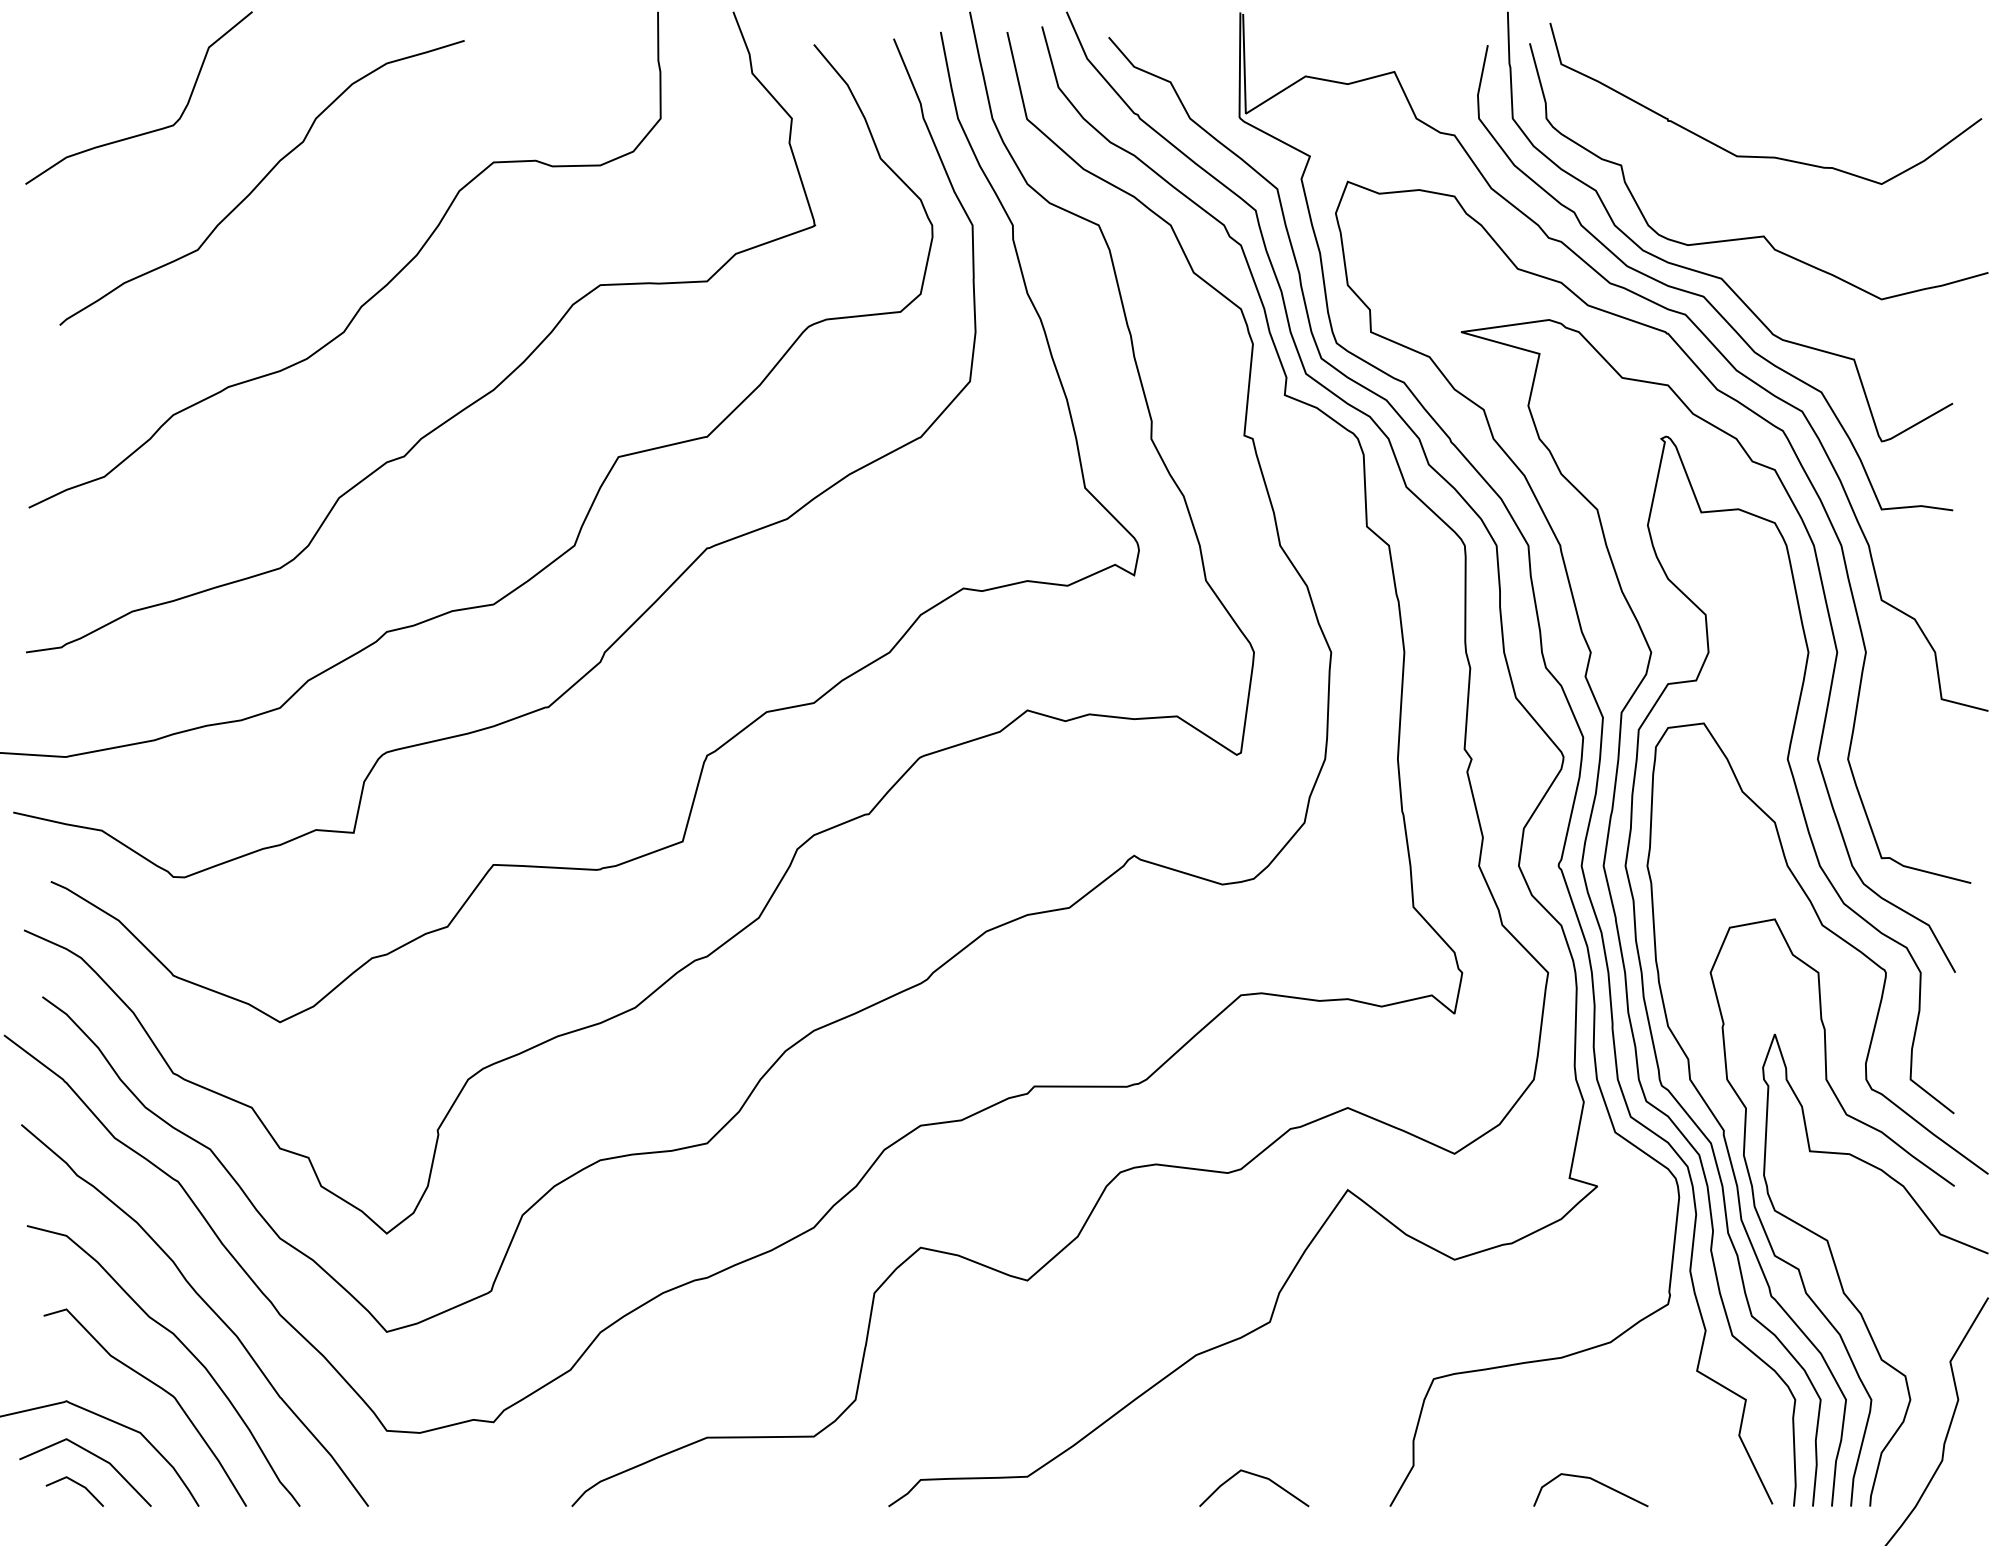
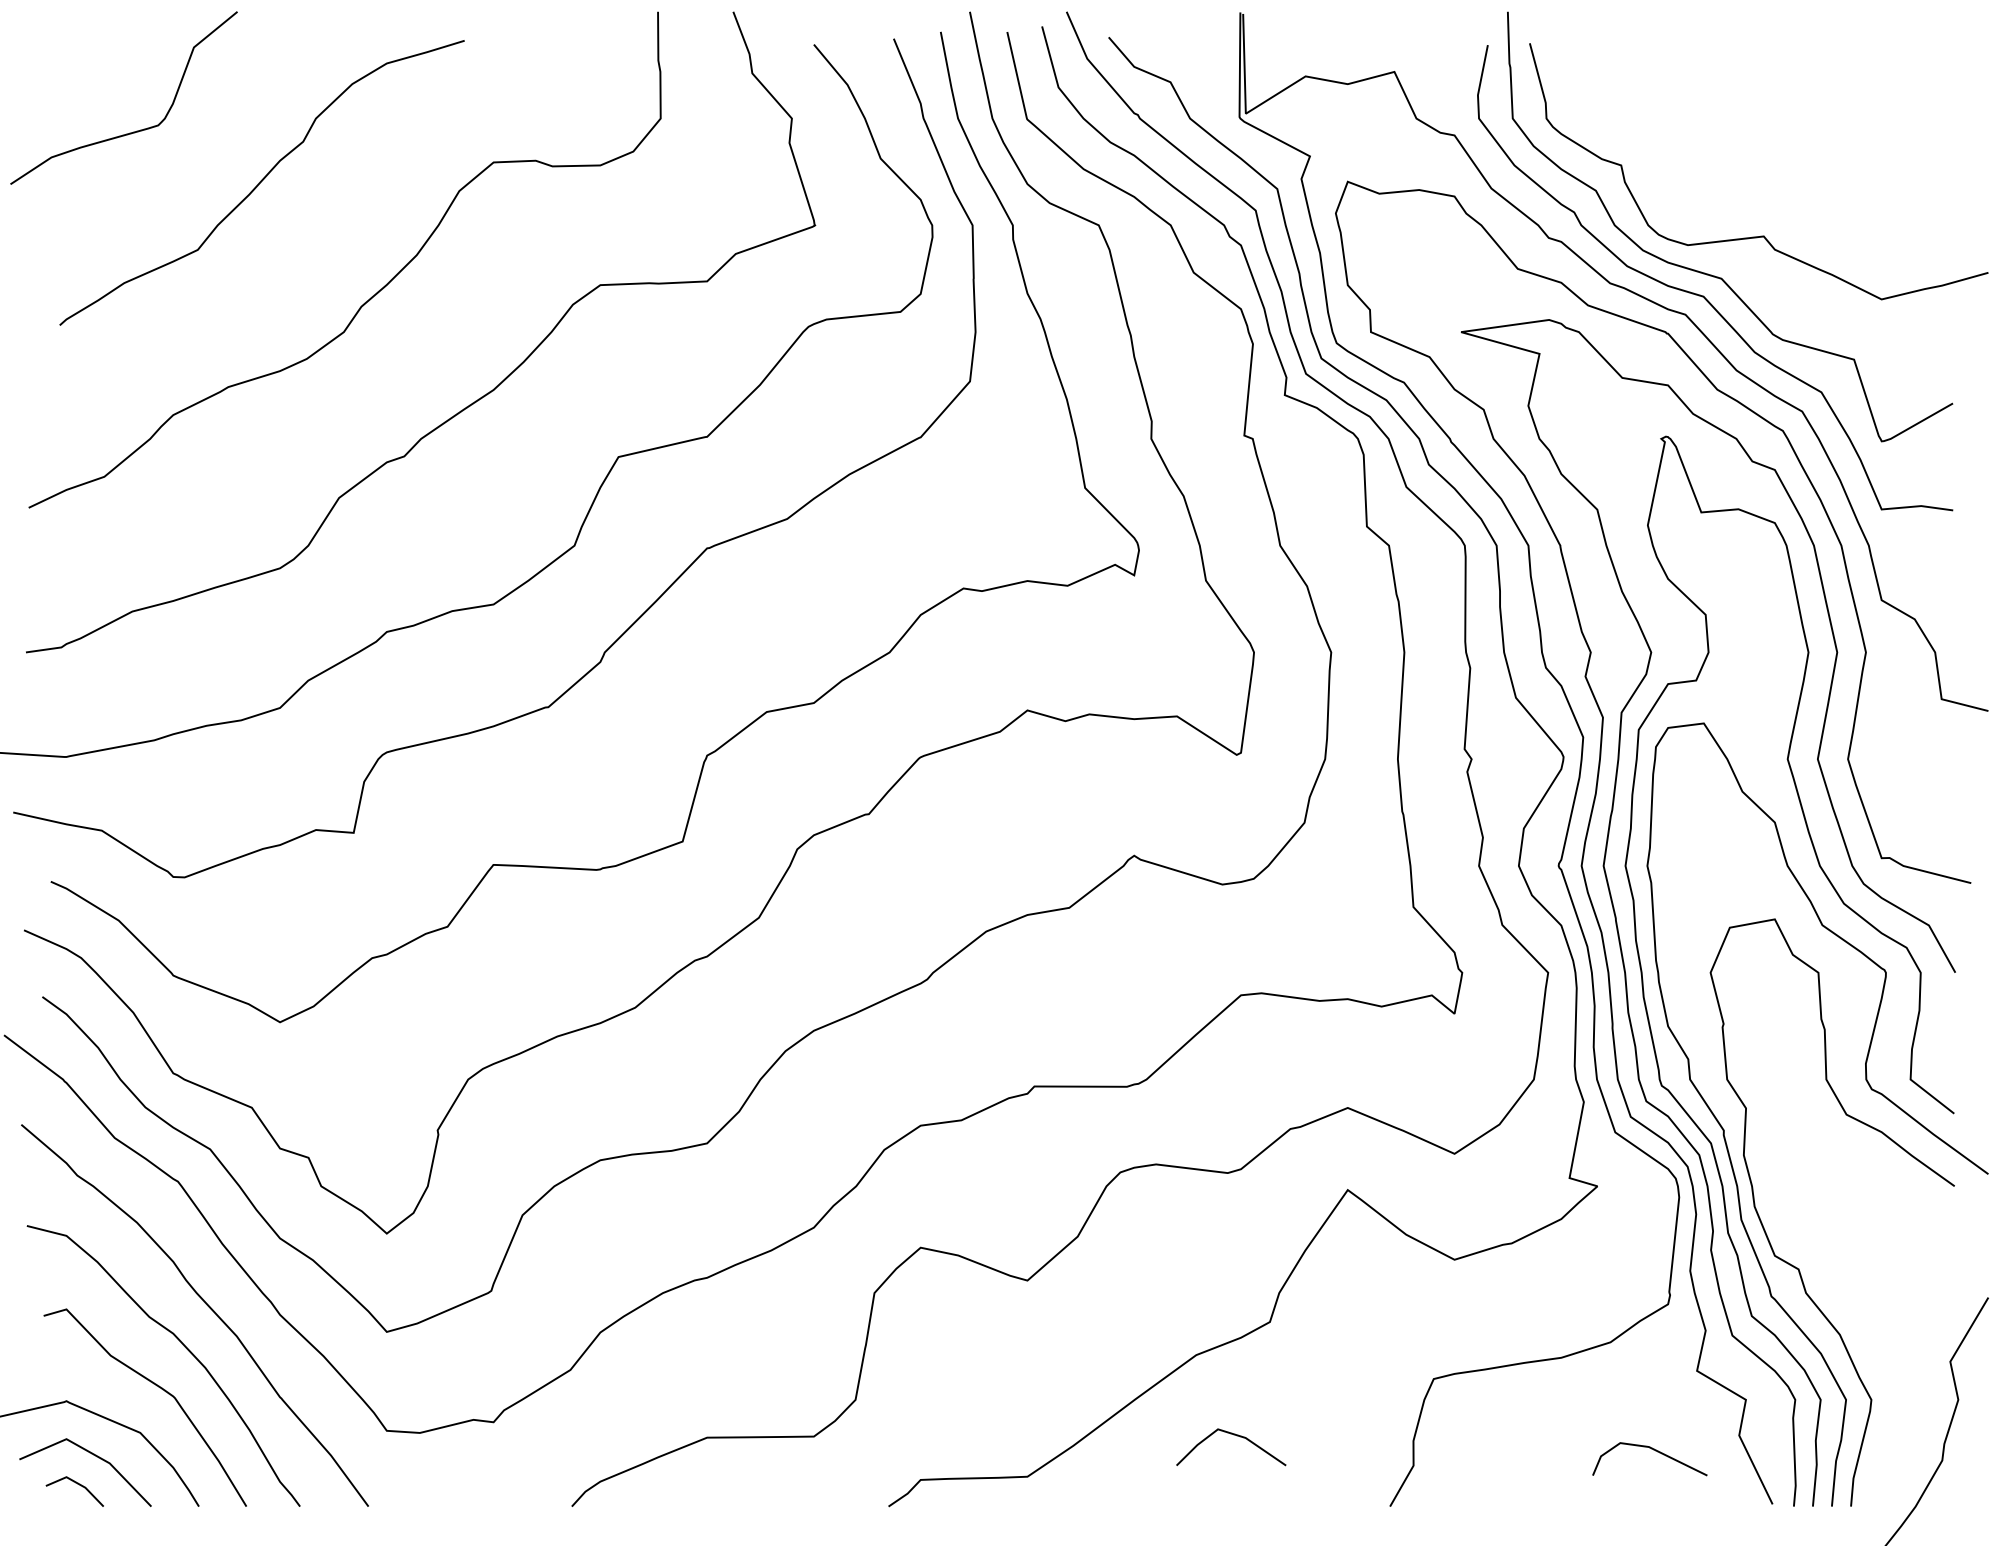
curve position: (148, 131) -> (133, 131) (133, 131)
curve: present -> none (1765, 156)
curve: present -> none (1841, 1281)
line position: (1256, 1476) -> (1233, 1435) (1233, 1435)
line position: (1594, 1481) -> (1653, 1450) (1653, 1450)
